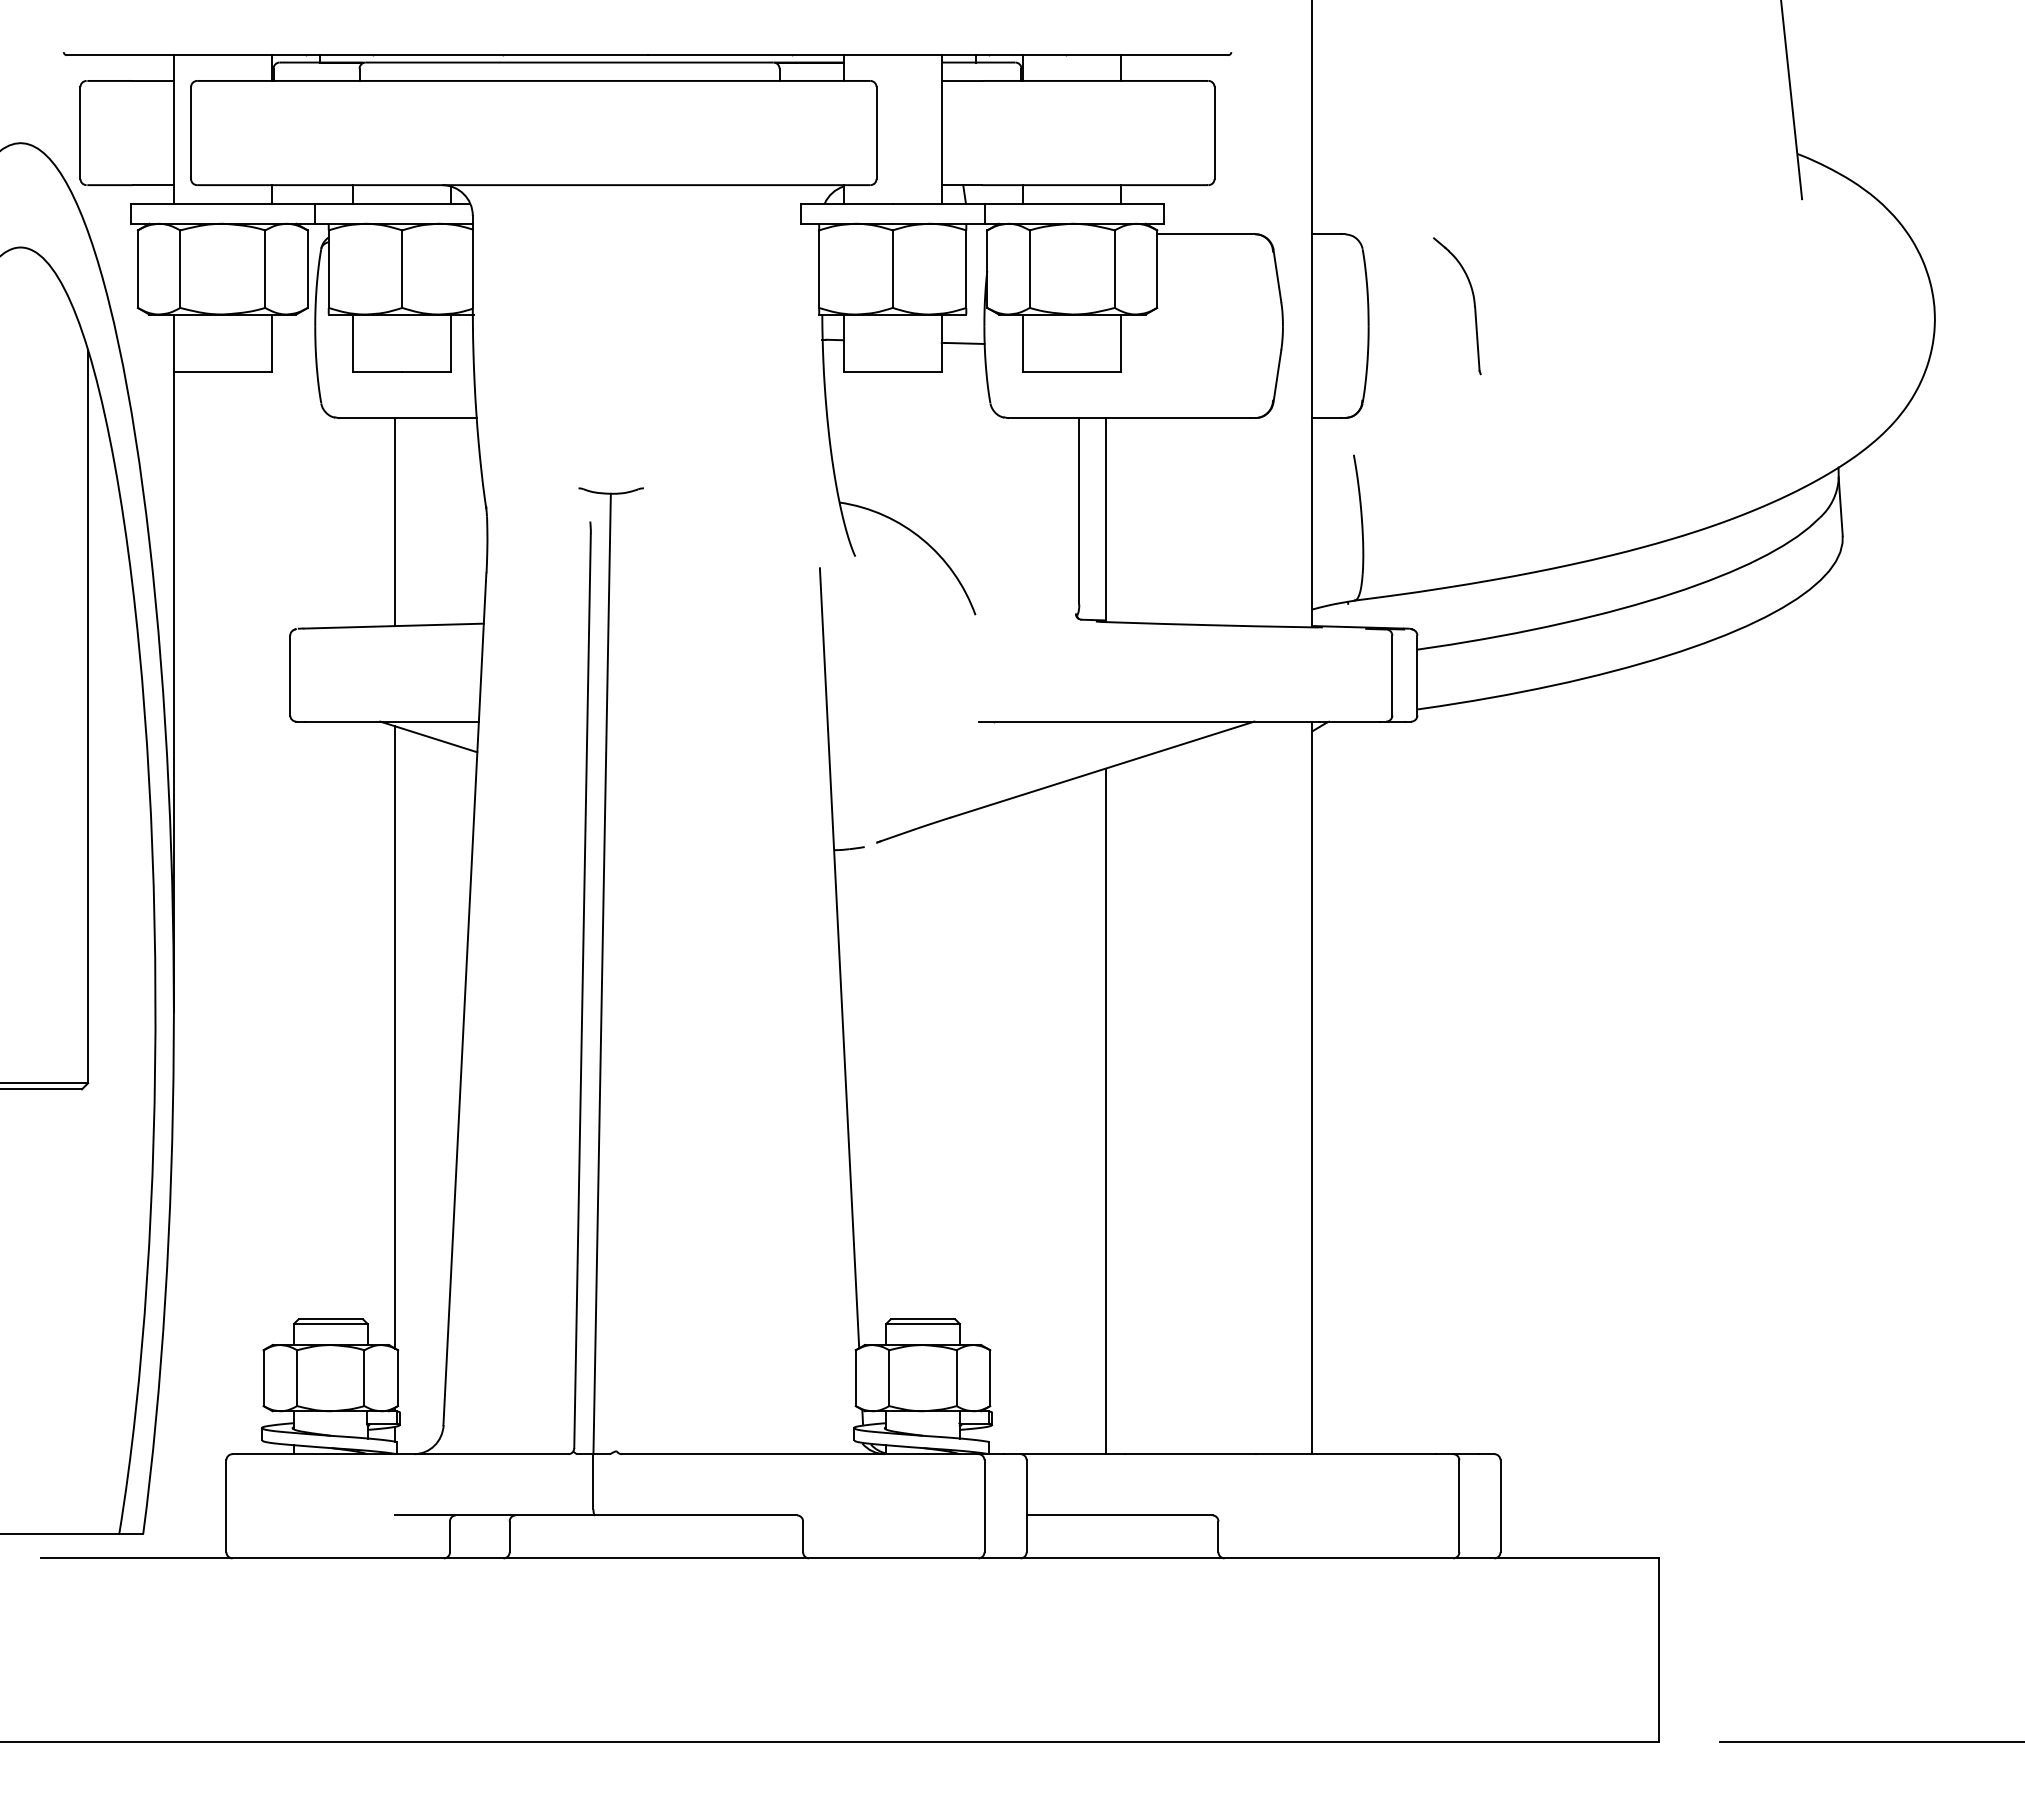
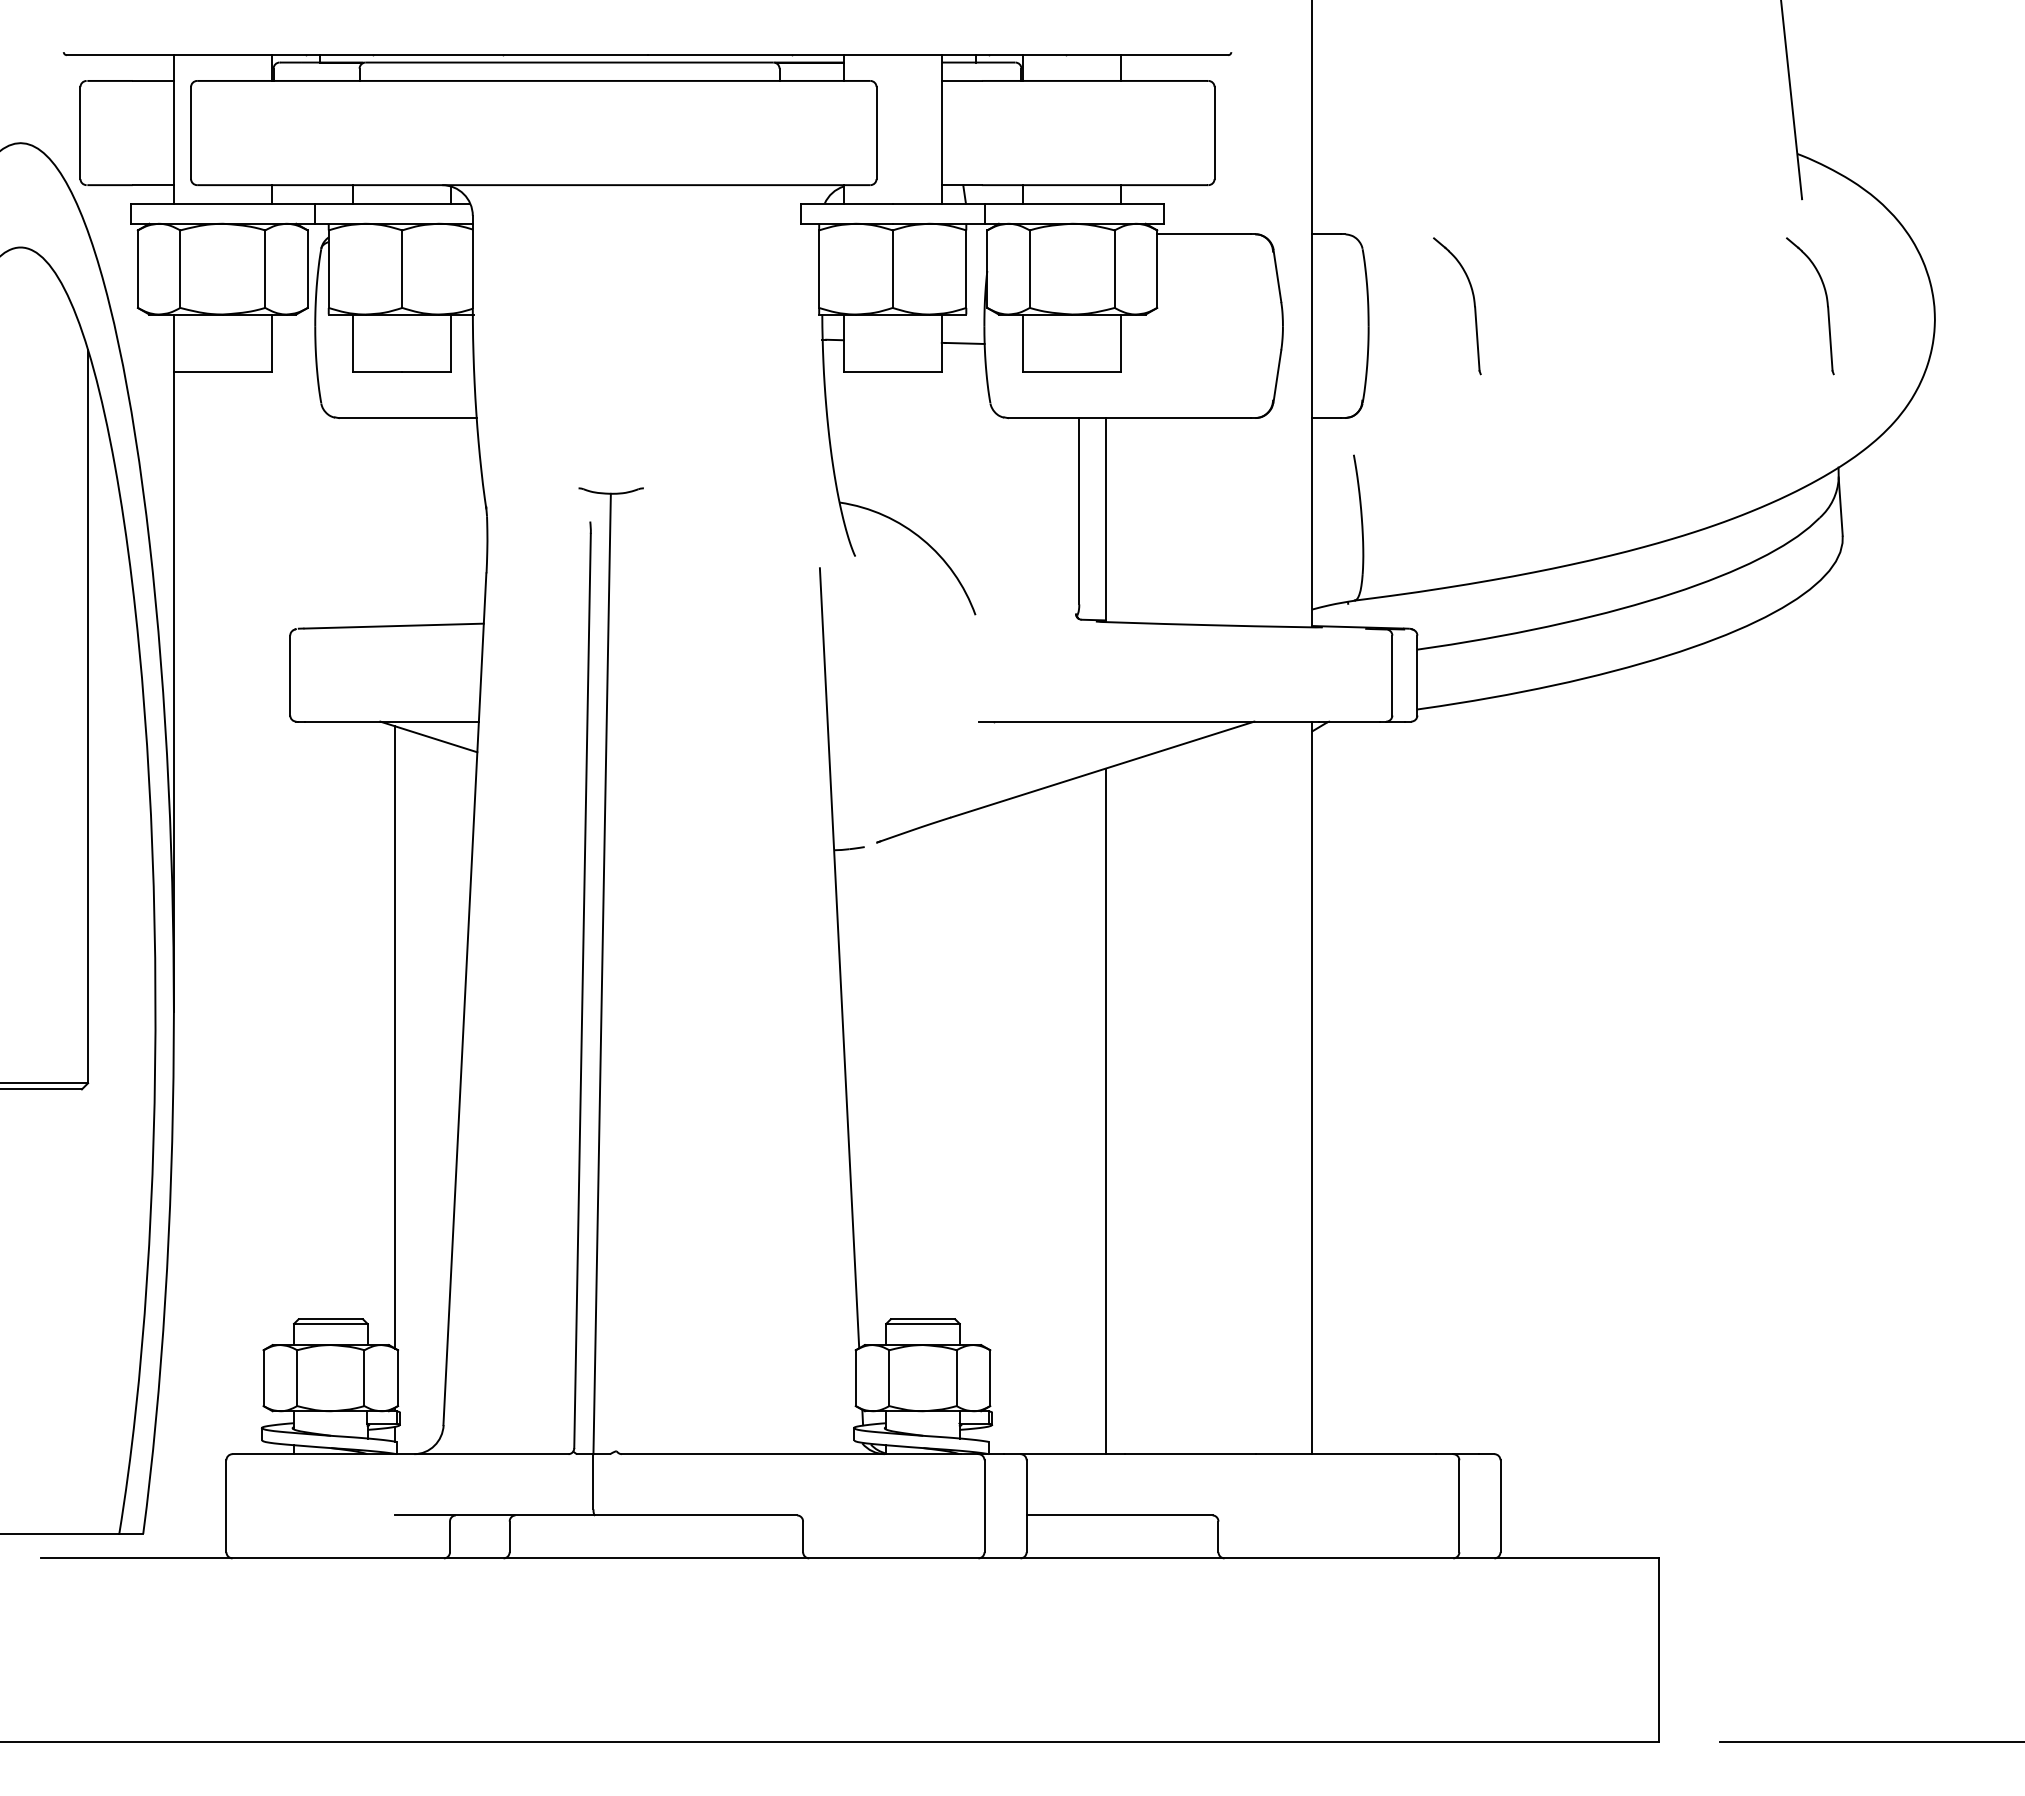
part: none -> present (1826, 304)
line: present -> none (395, 522)
